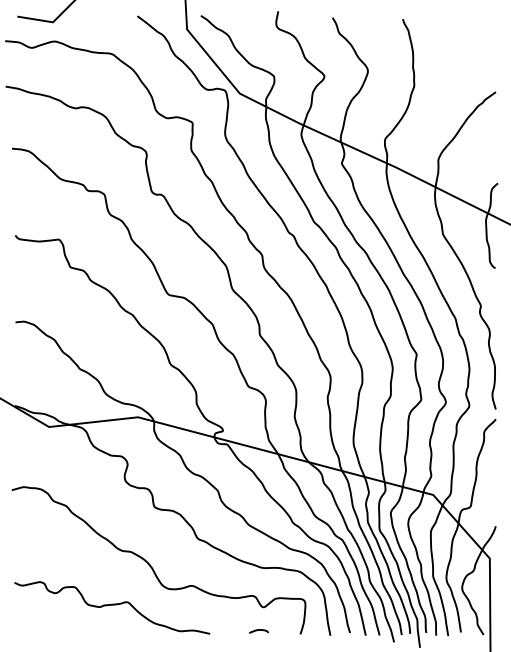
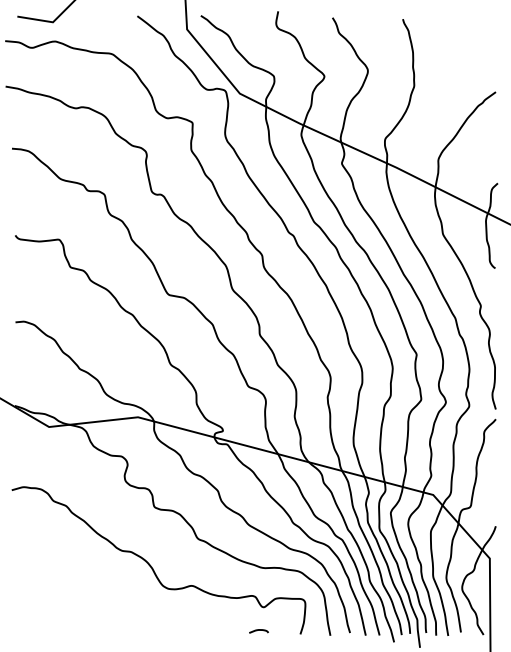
curve: present -> none (112, 605)
